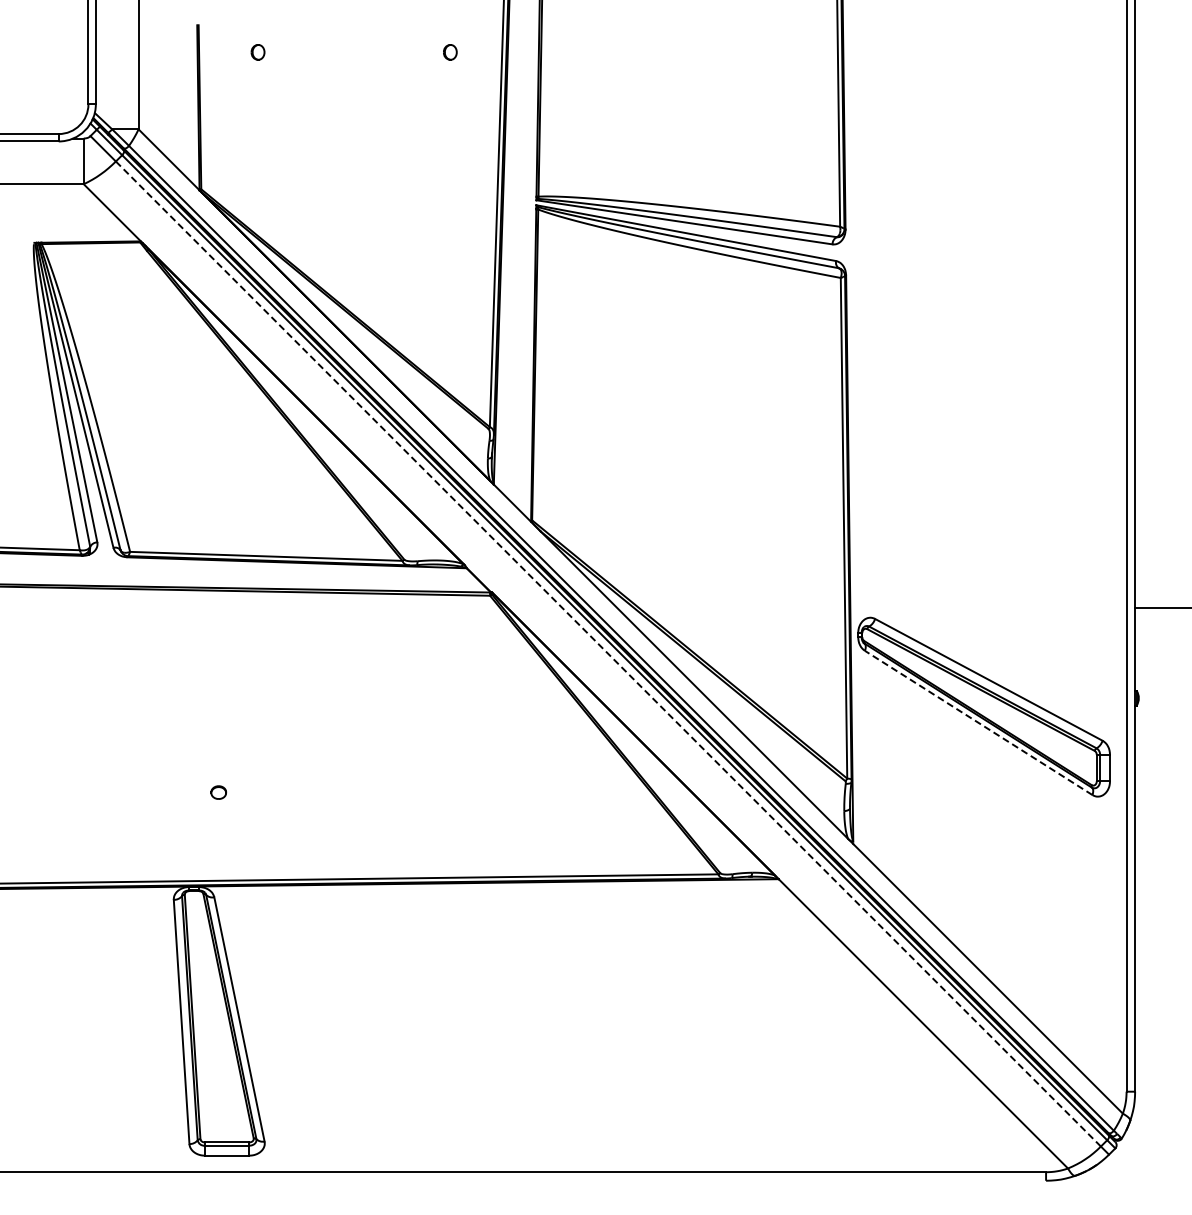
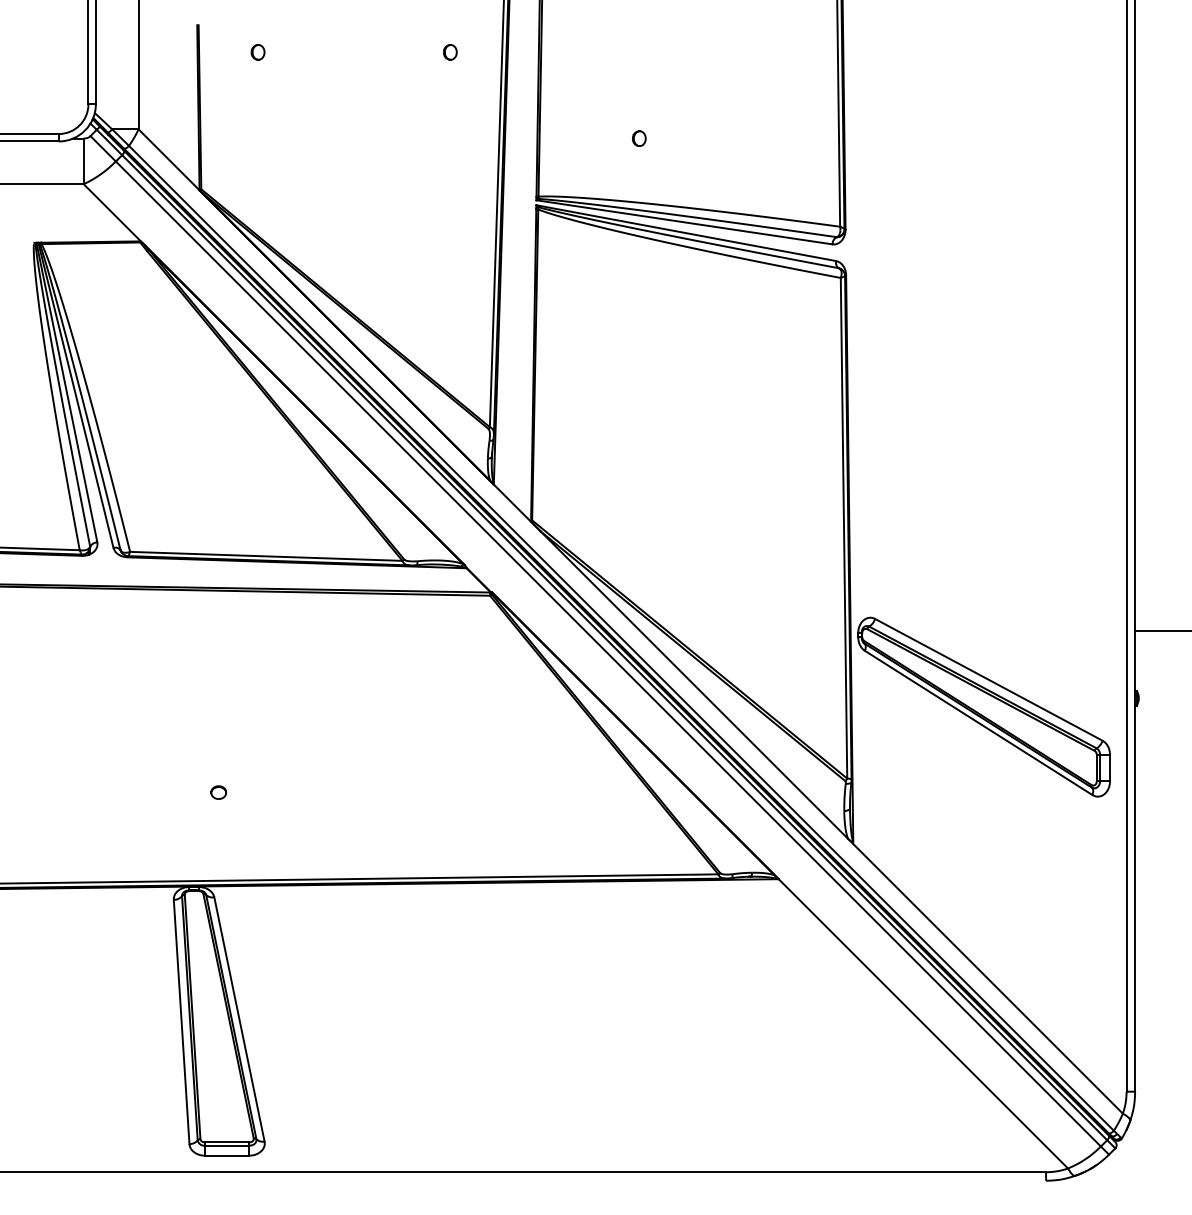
part: none -> present (639, 138)
line position: (1161, 607) -> (1161, 630) (1161, 630)
line: dashed -> solid (608, 654)
line: dashed -> solid (978, 722)
